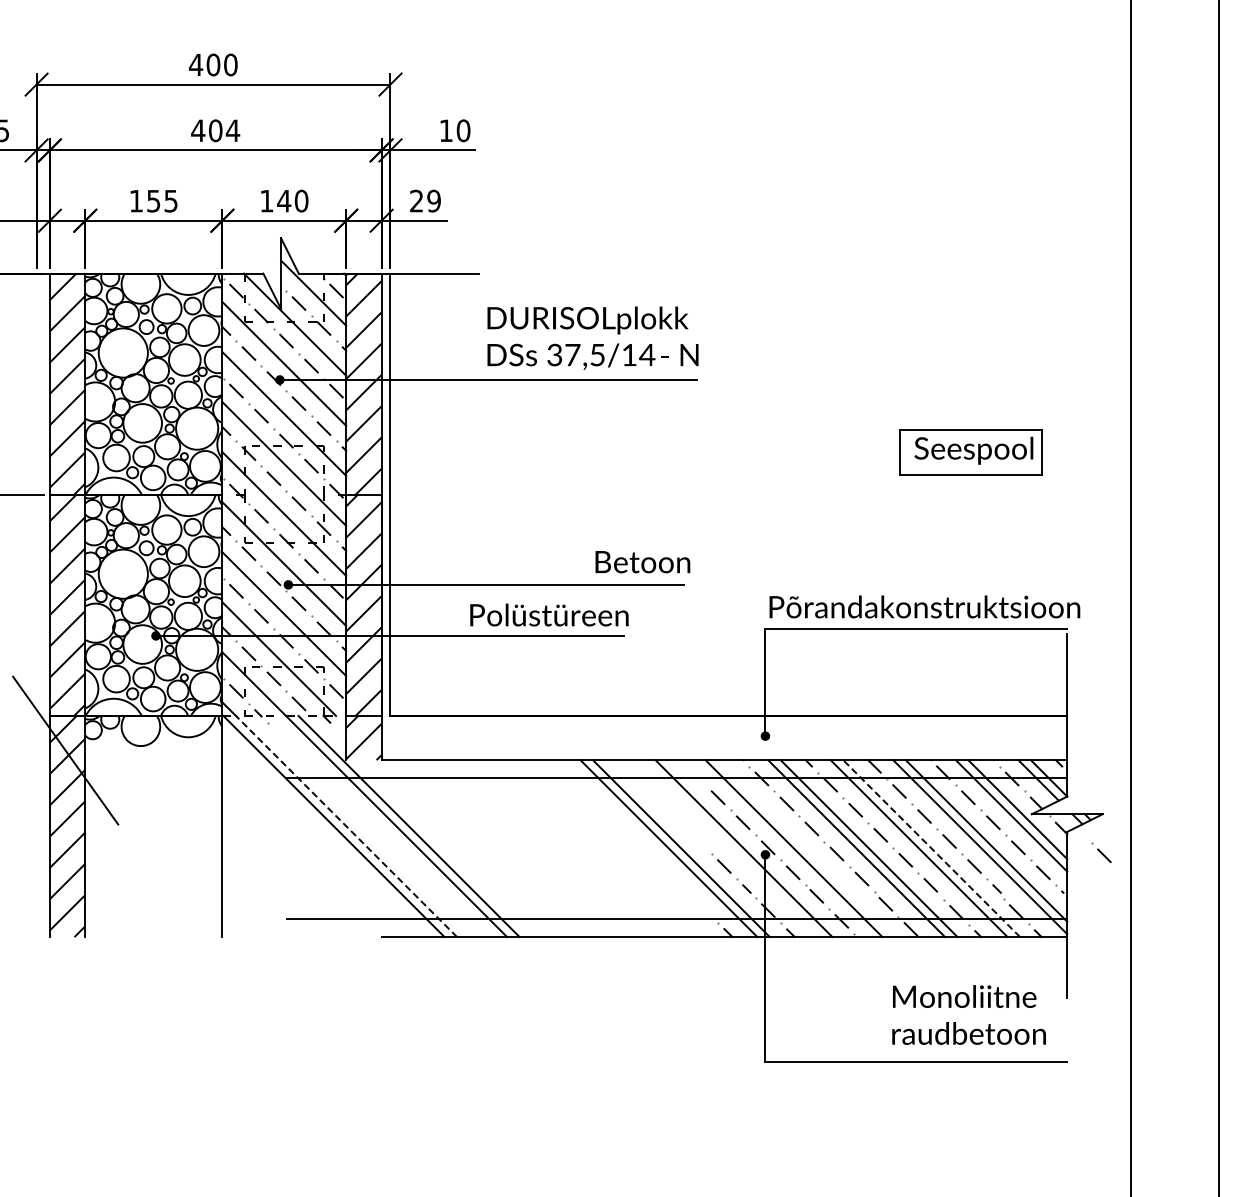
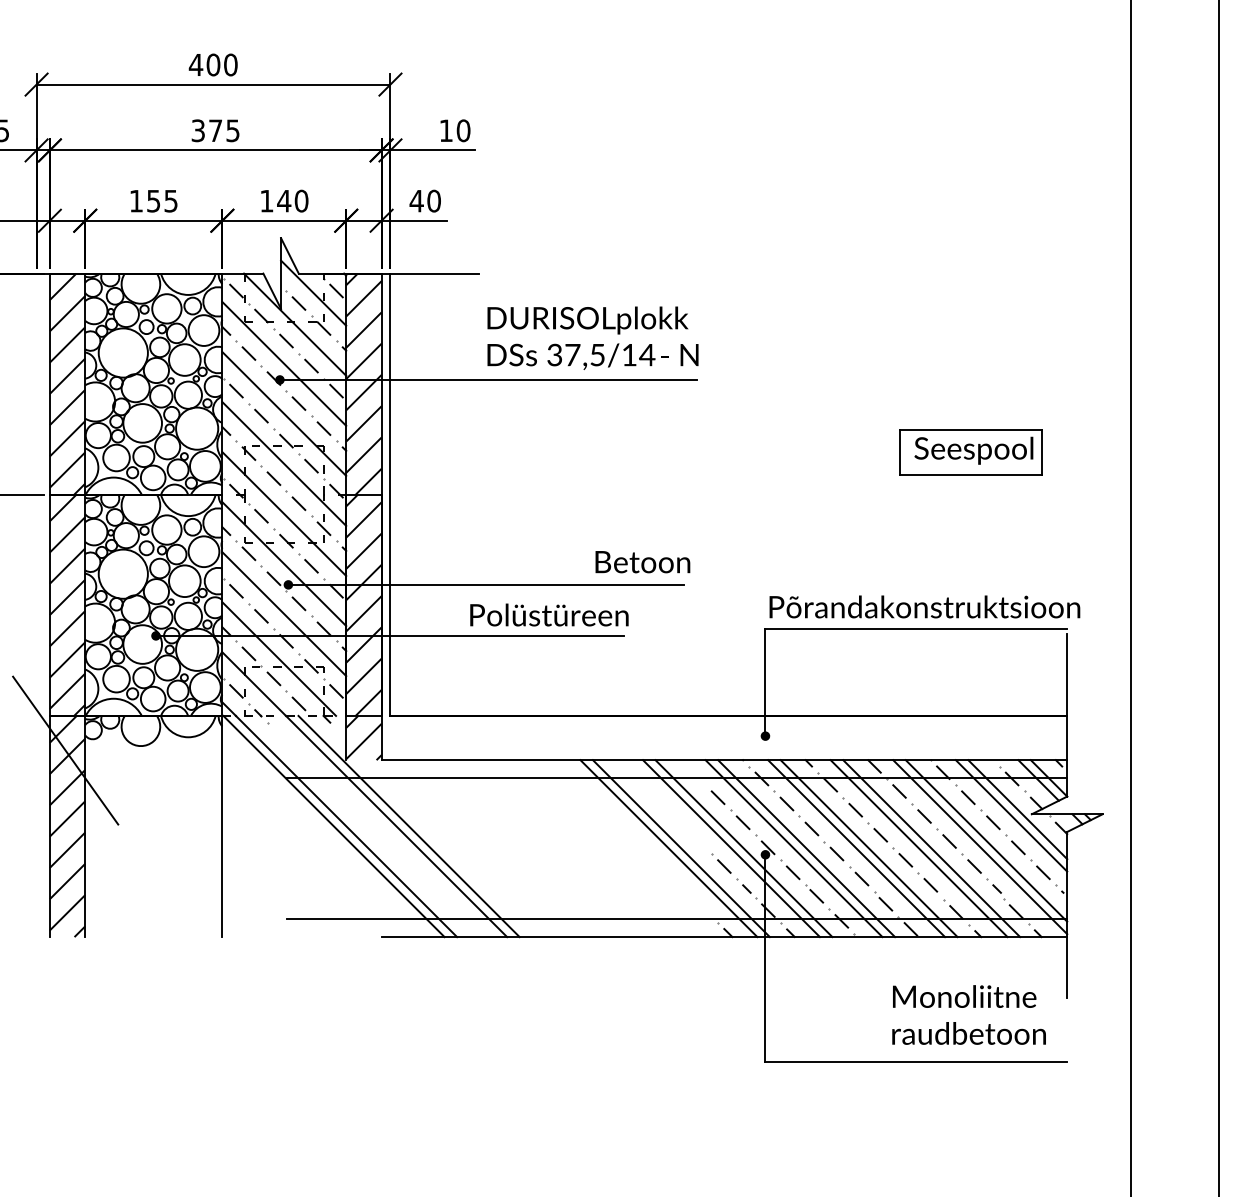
text: 404 -> 375 (215, 130)
text: 29 -> 40 (424, 200)
line: dashed -> solid (346, 826)
line: none -> present (731, 848)
line: none -> present (806, 848)
line: dashed -> solid (931, 848)
line: present -> none (1101, 852)
